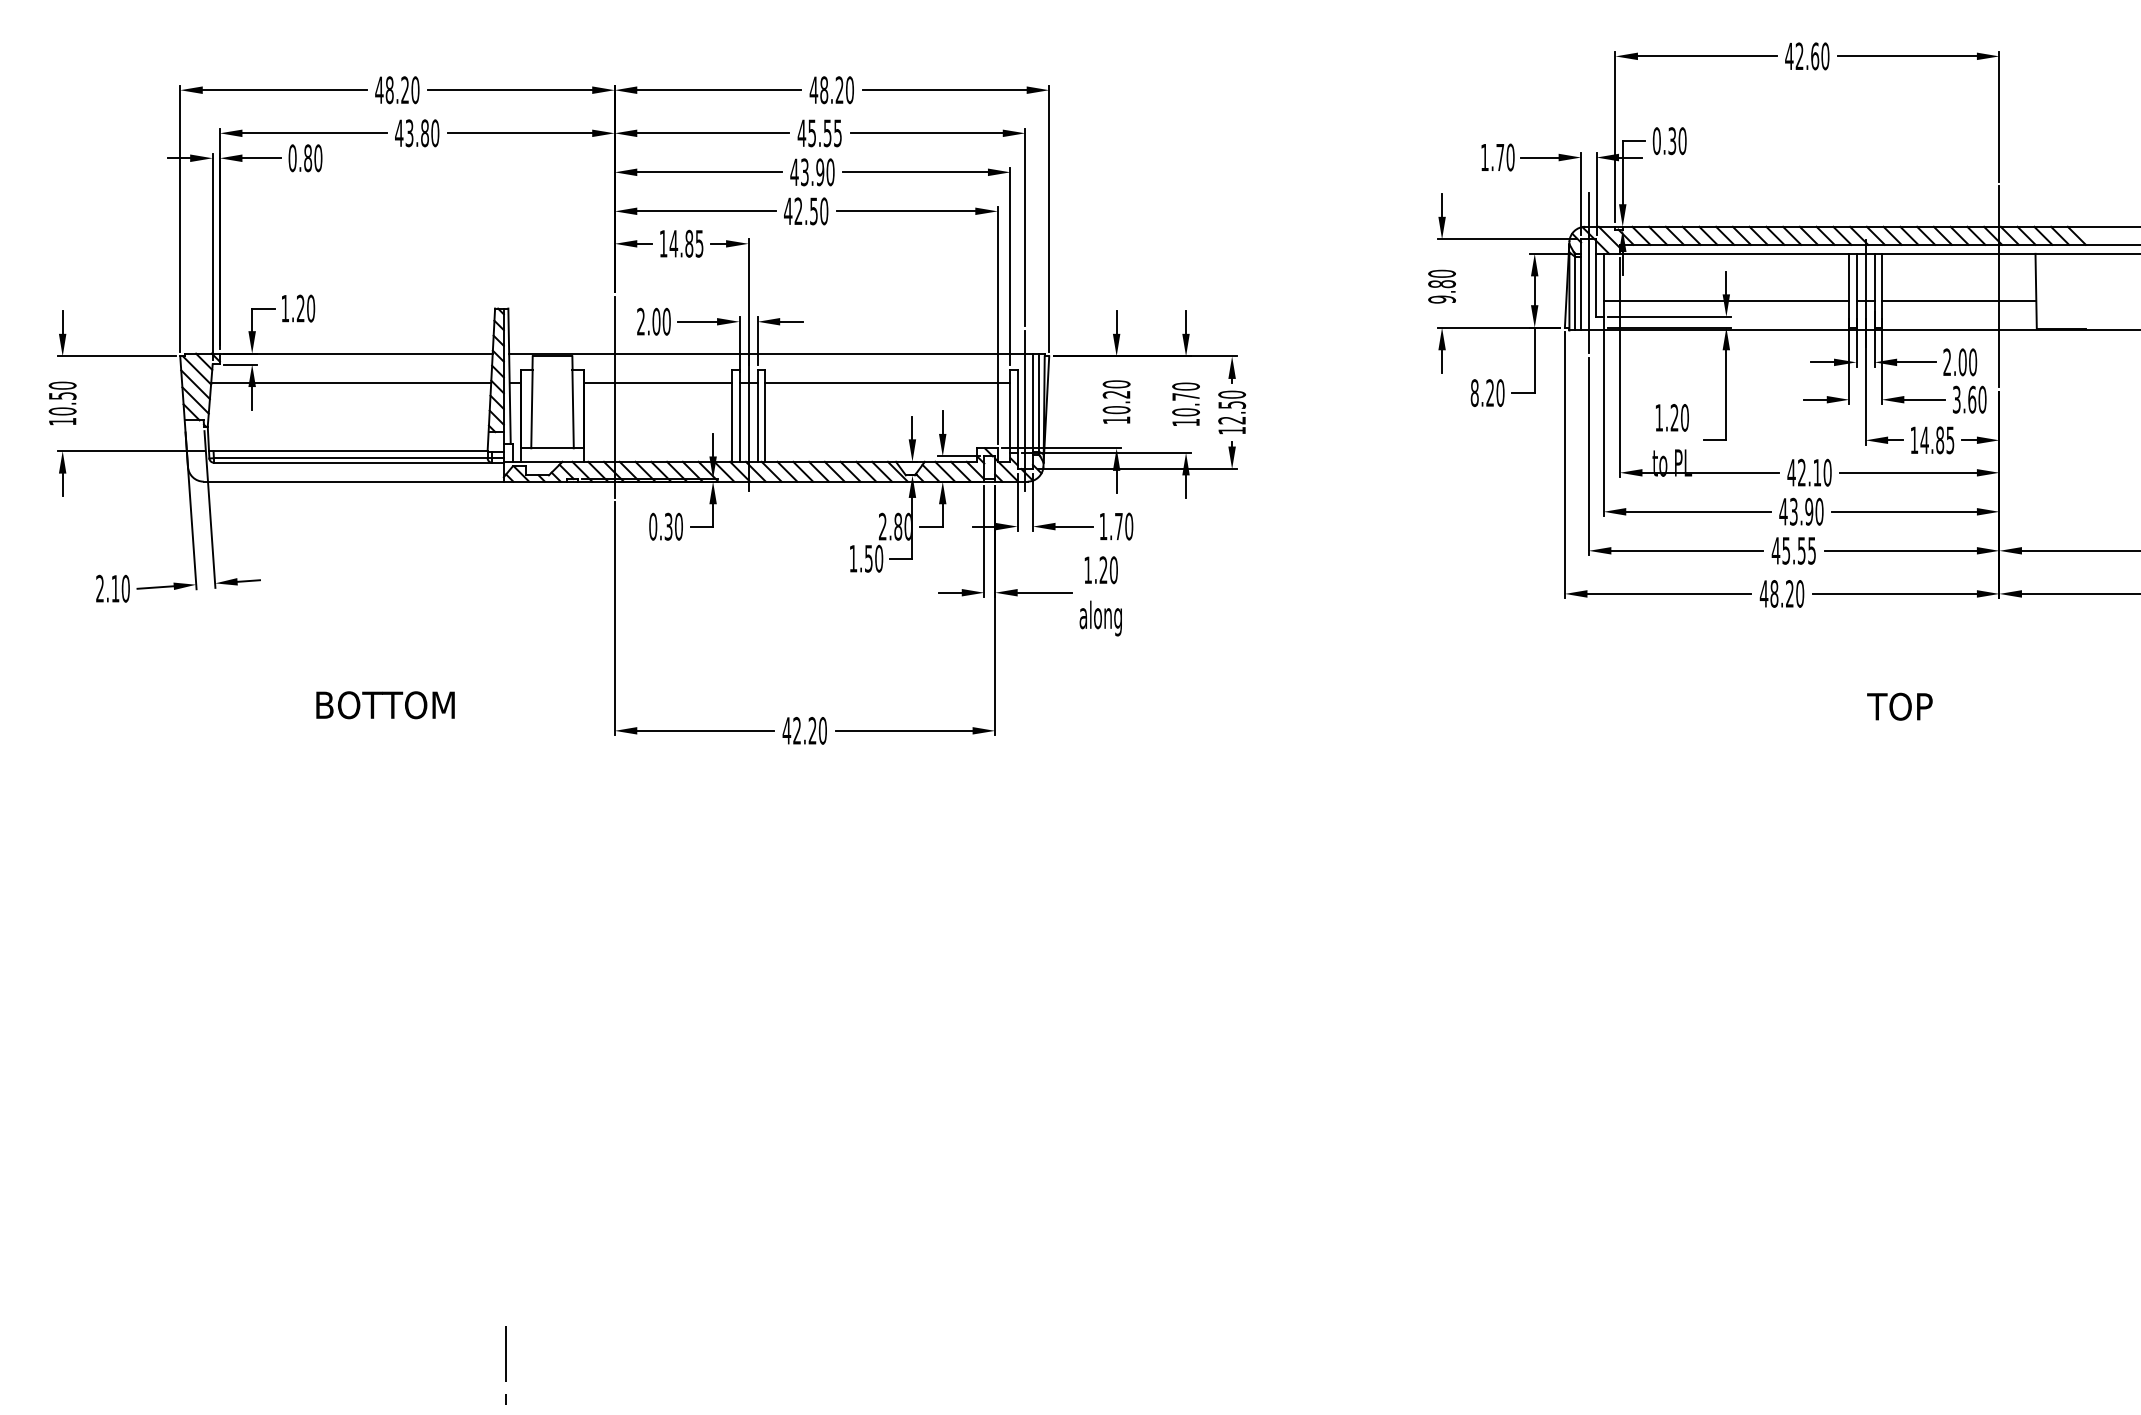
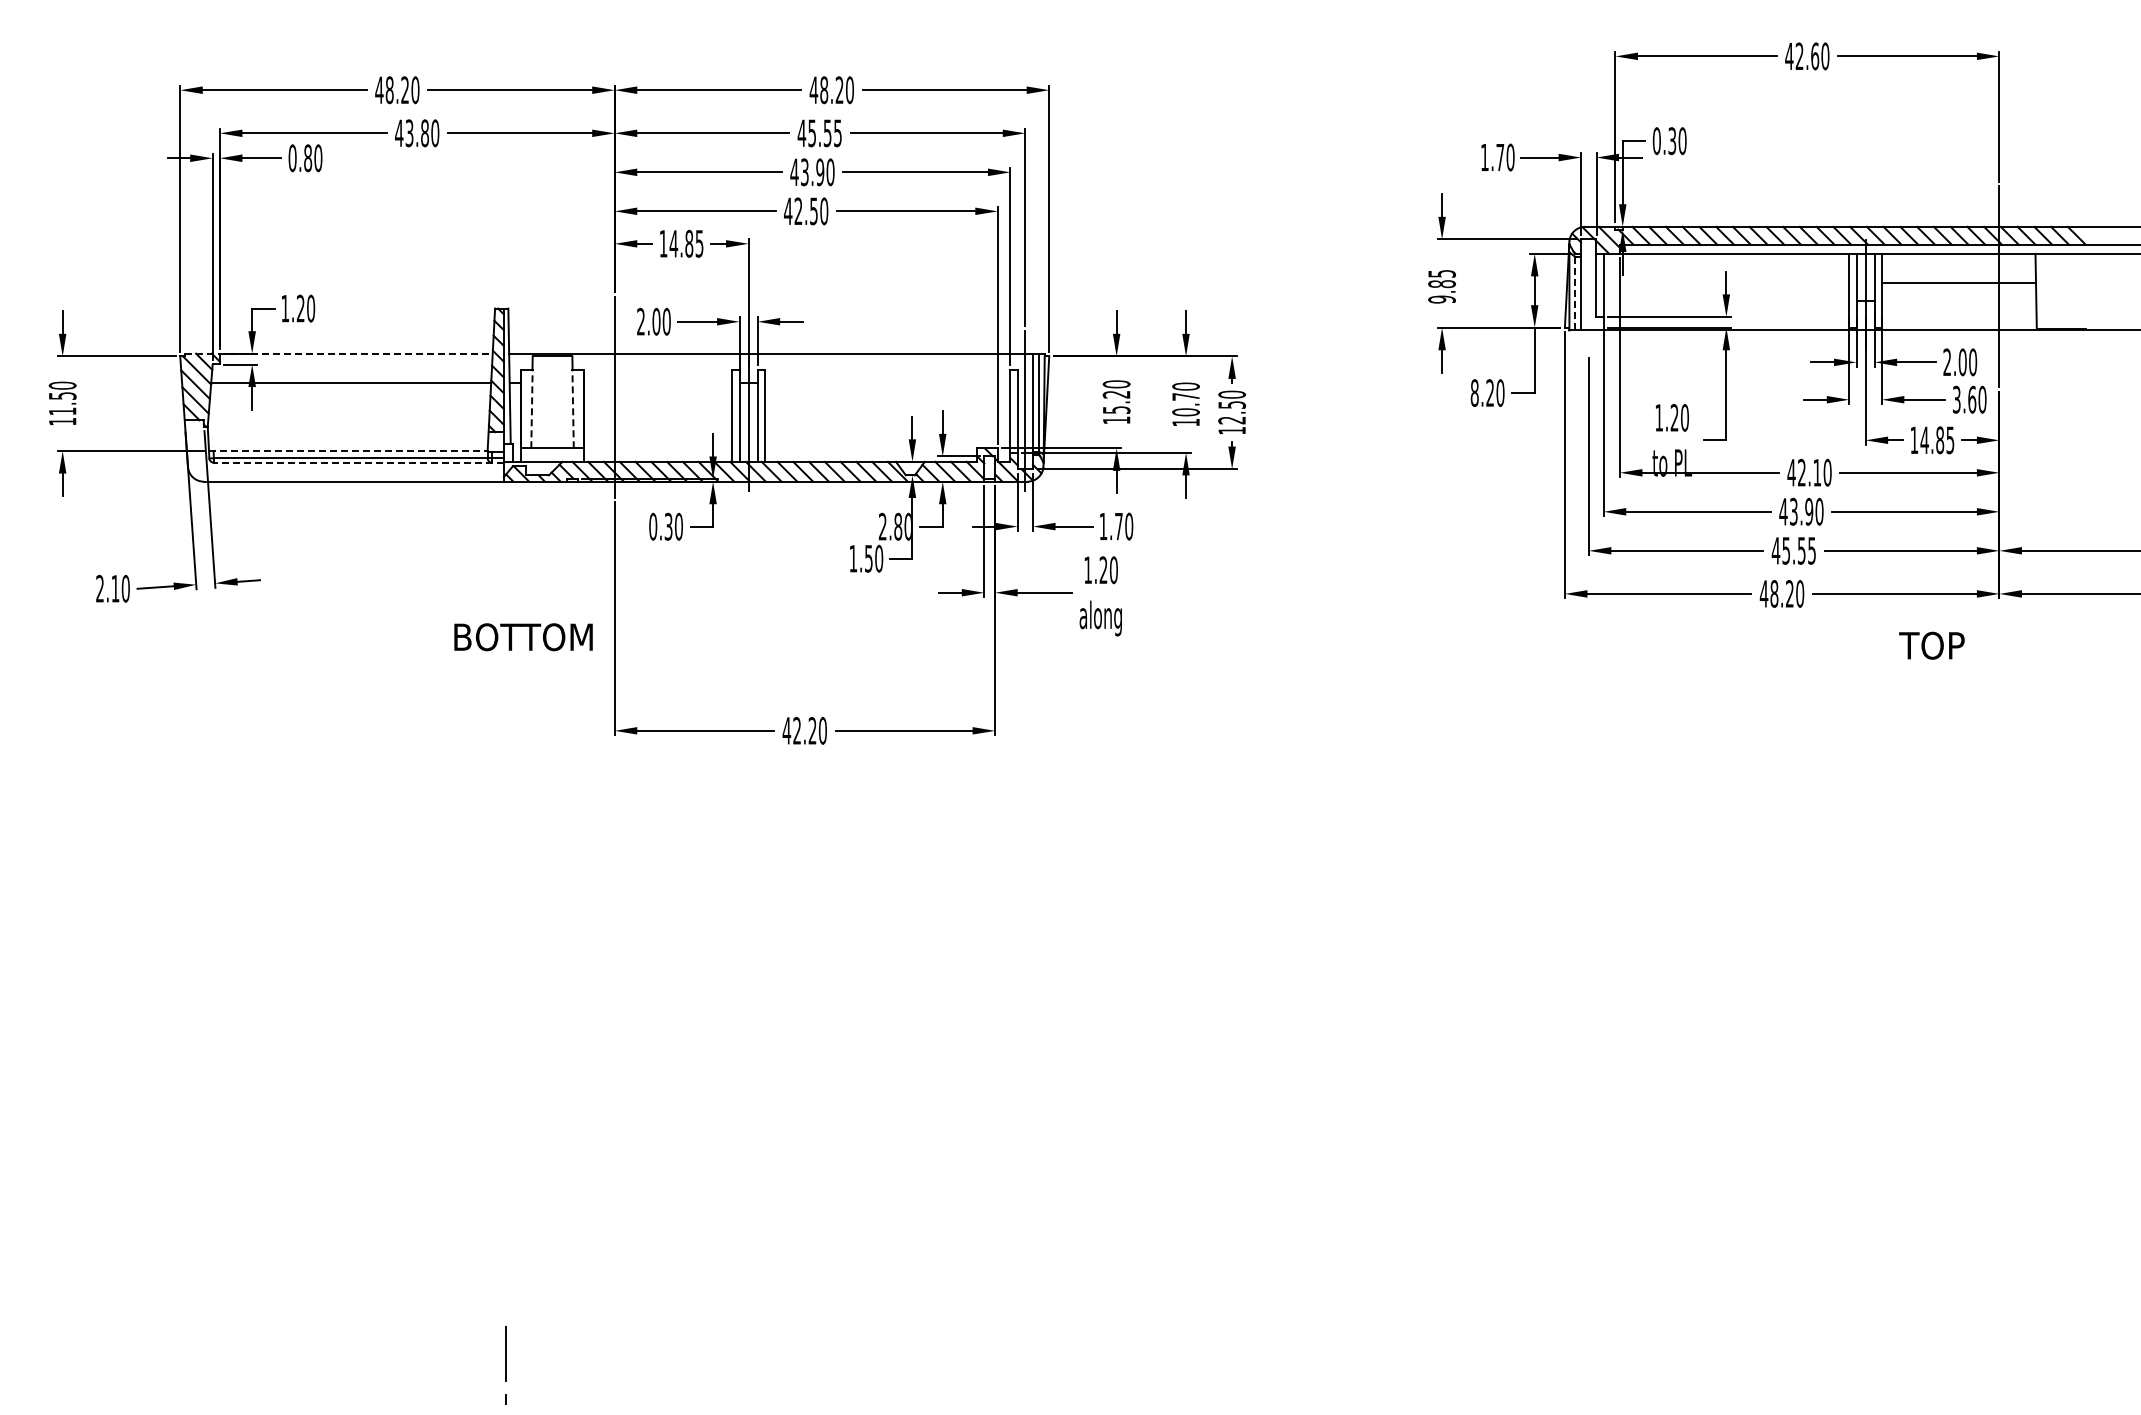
text: 9.80 -> 9.85 (1441, 273)
line: present -> none (1588, 273)
line: solid -> dashed (1574, 291)
line: present -> none (1726, 300)
line position: (1958, 300) -> (1958, 282) (1958, 282)
line: solid -> dashed (338, 353)
line: present -> none (658, 383)
line: present -> none (887, 383)
line: solid -> dashed (531, 408)
line: solid -> dashed (573, 408)
text: 10.20 -> 15.20 (1116, 410)
text: 10.50 -> 11.50 (62, 411)
line: solid -> dashed (348, 451)
line: solid -> dashed (358, 462)
text position: (385, 705) -> (523, 637) (523, 637)
text position: (1899, 706) -> (1931, 645) (1931, 645)
